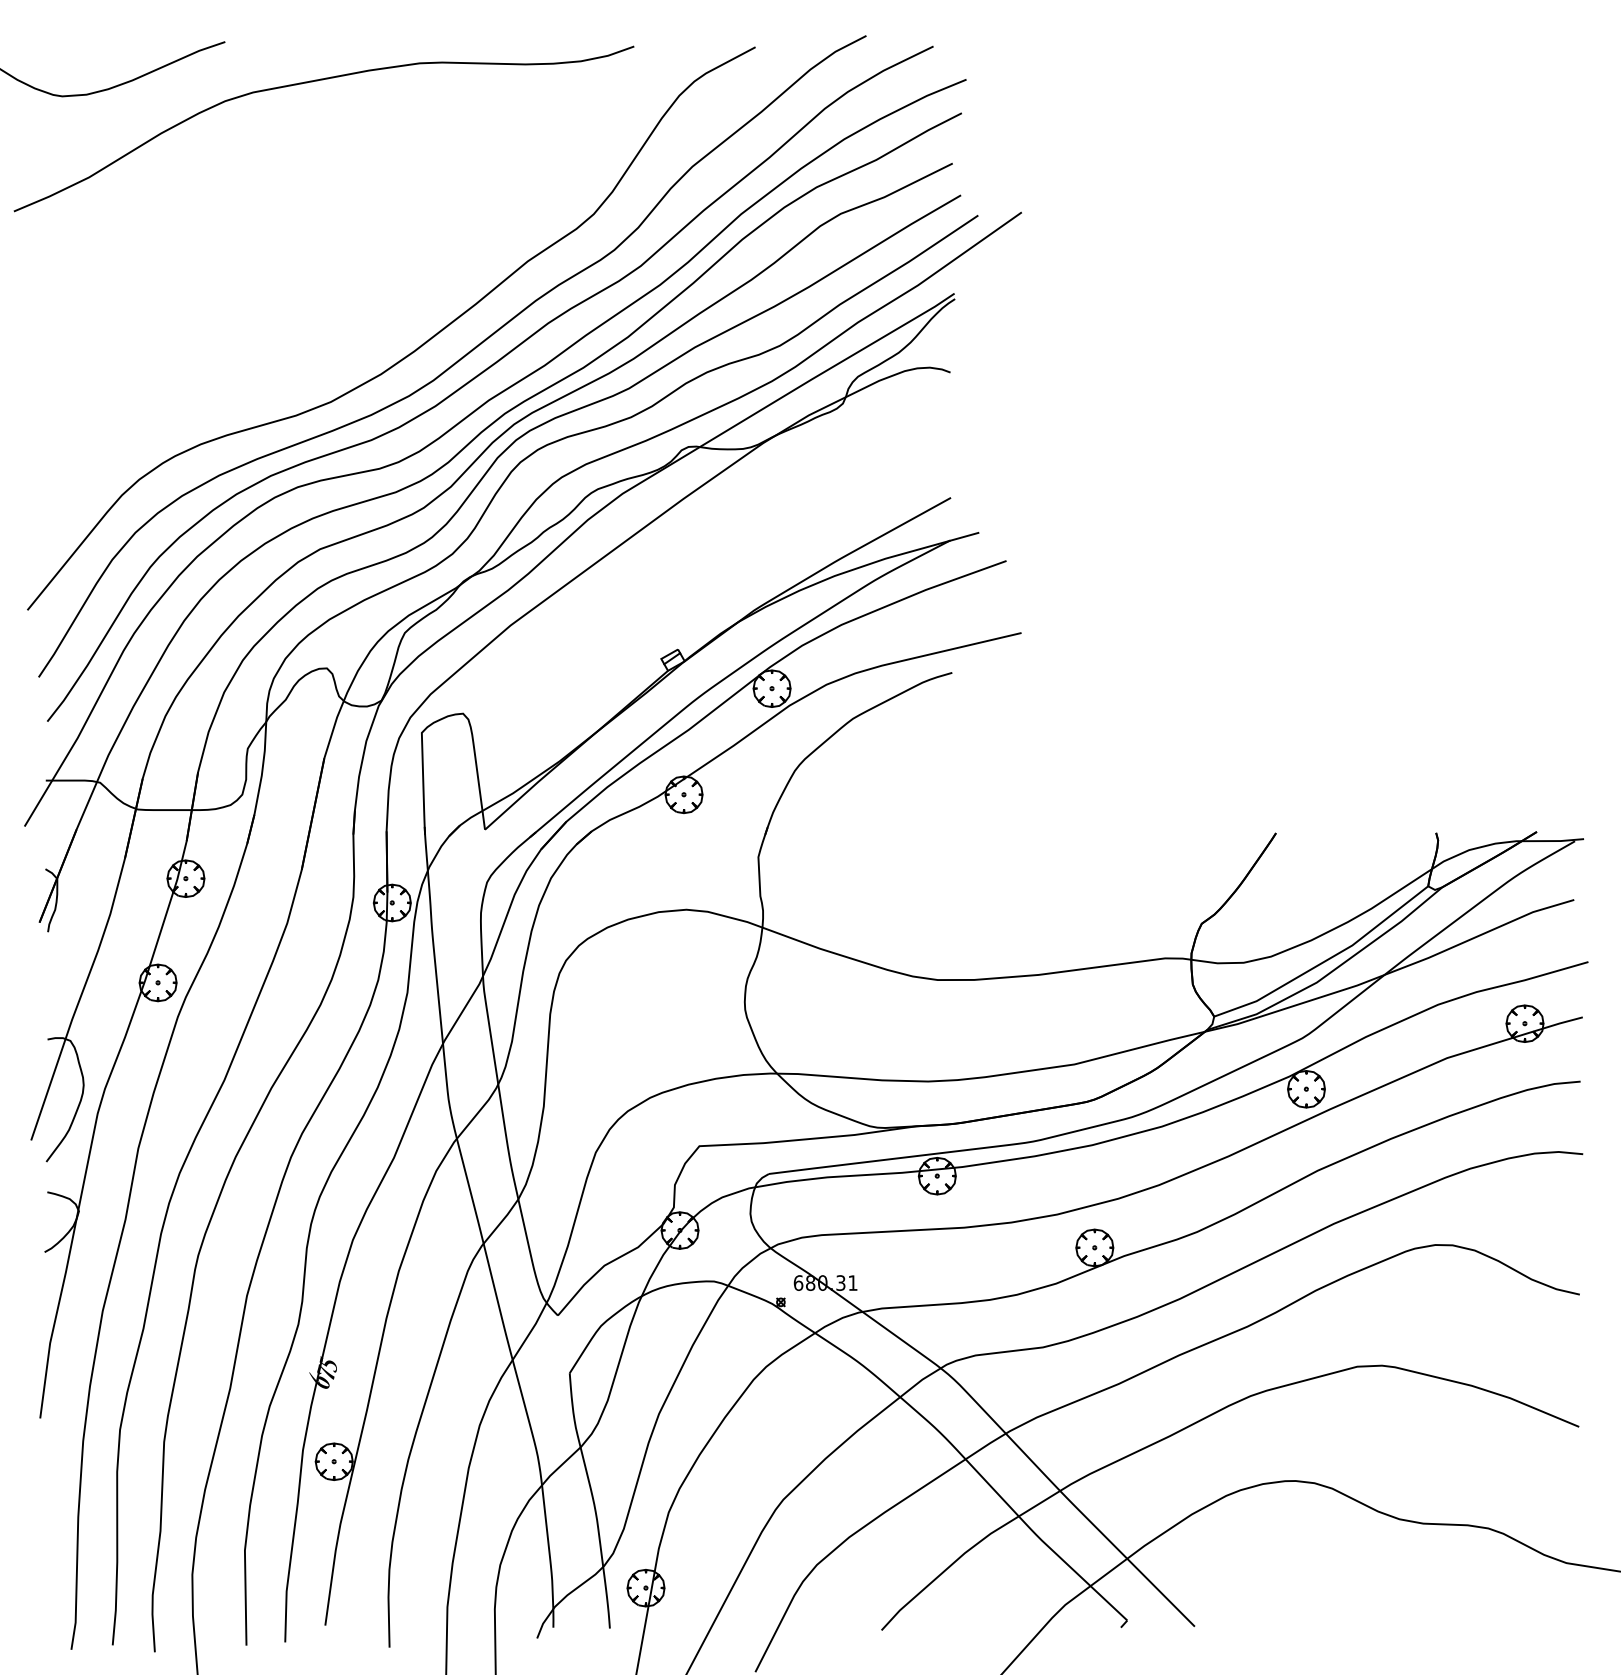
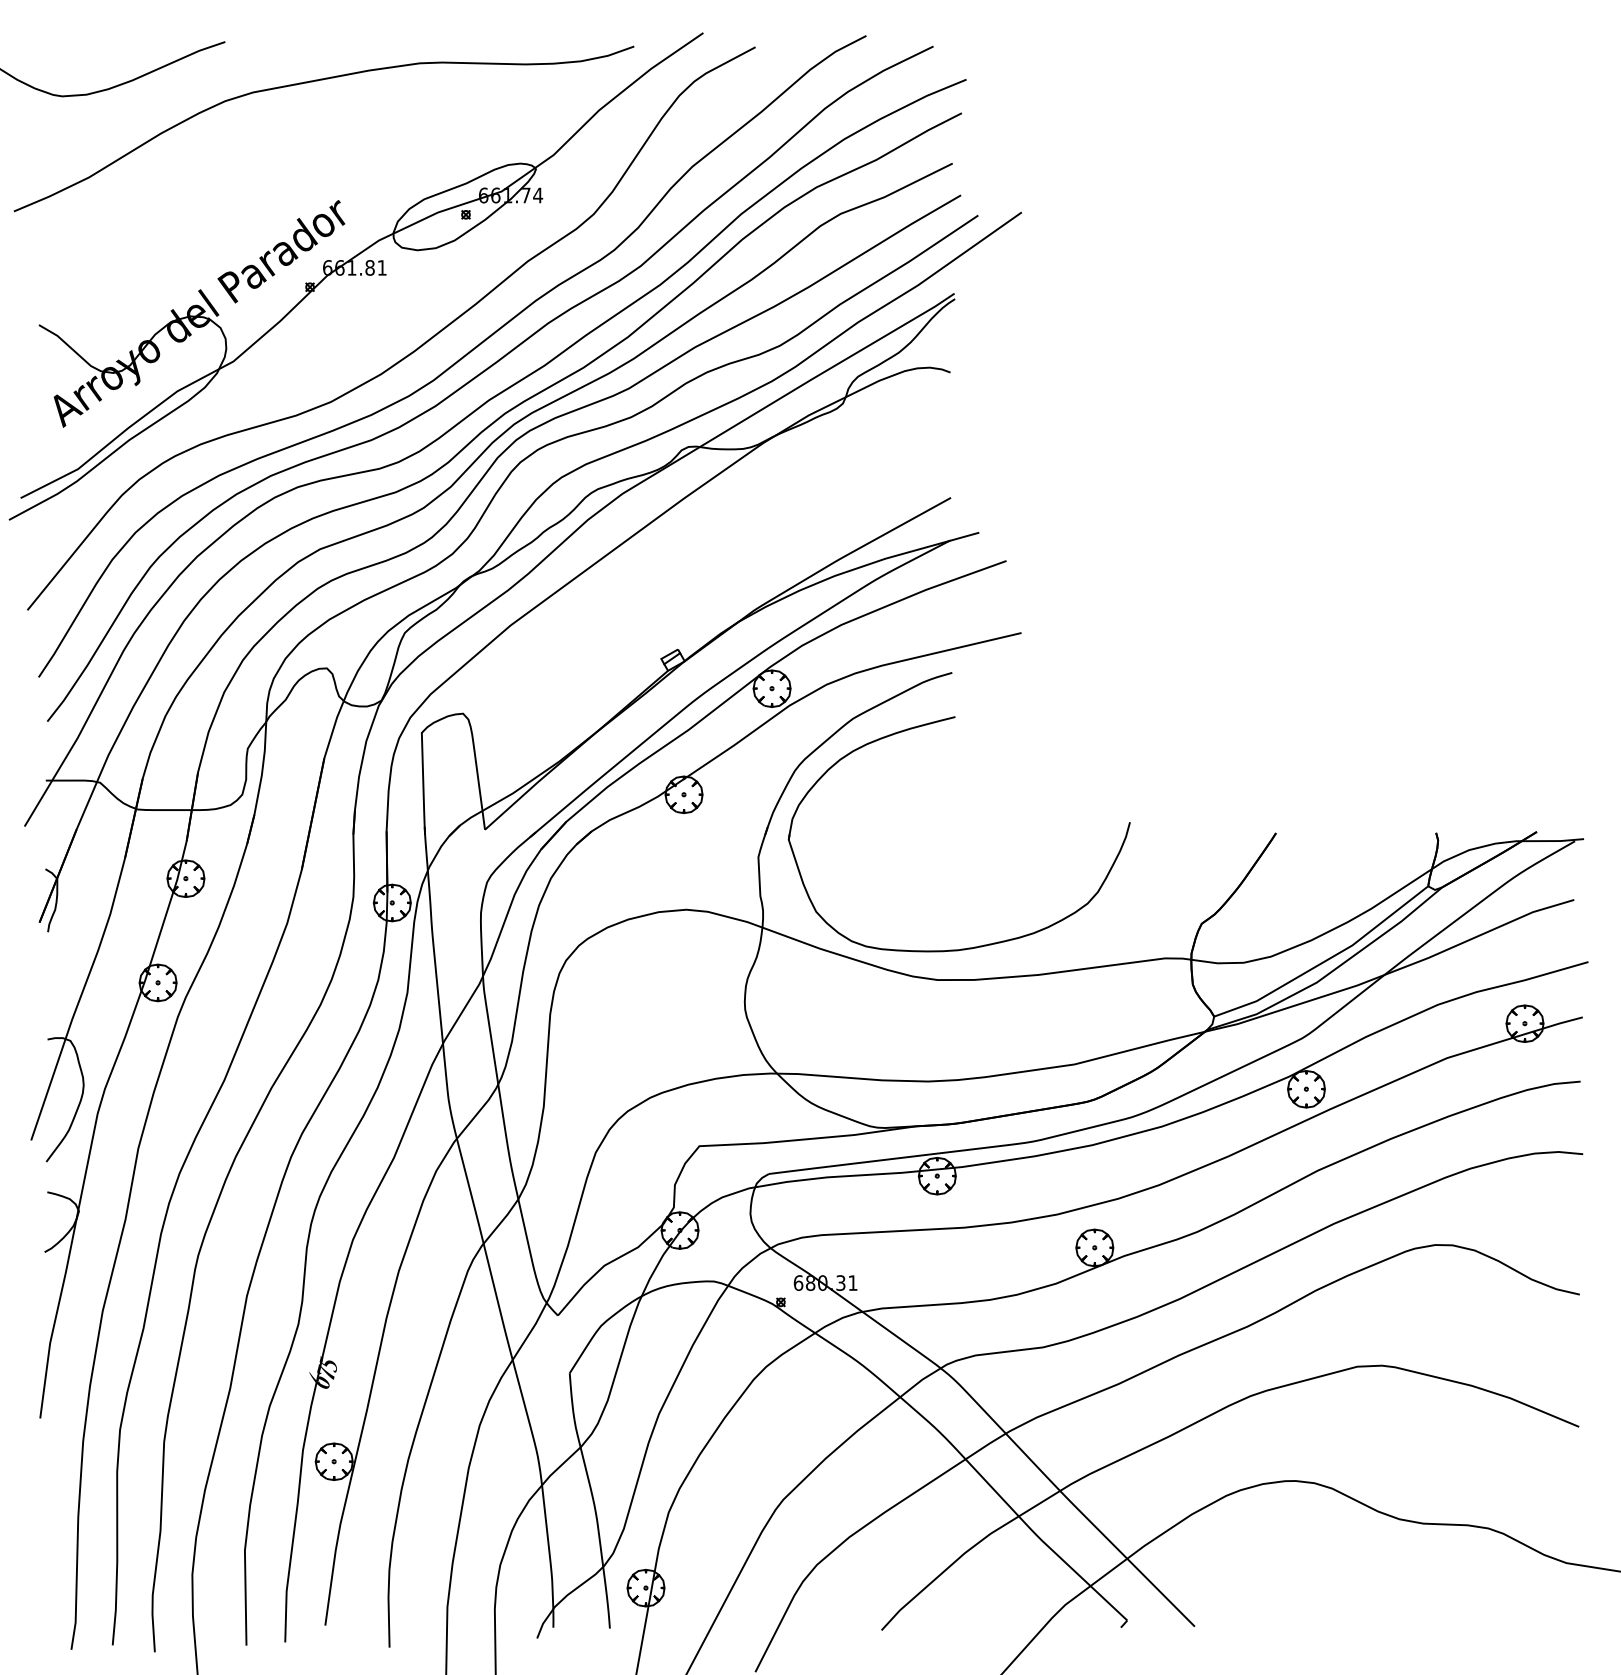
part: none -> present (355, 276)
part: none -> present (979, 945)
